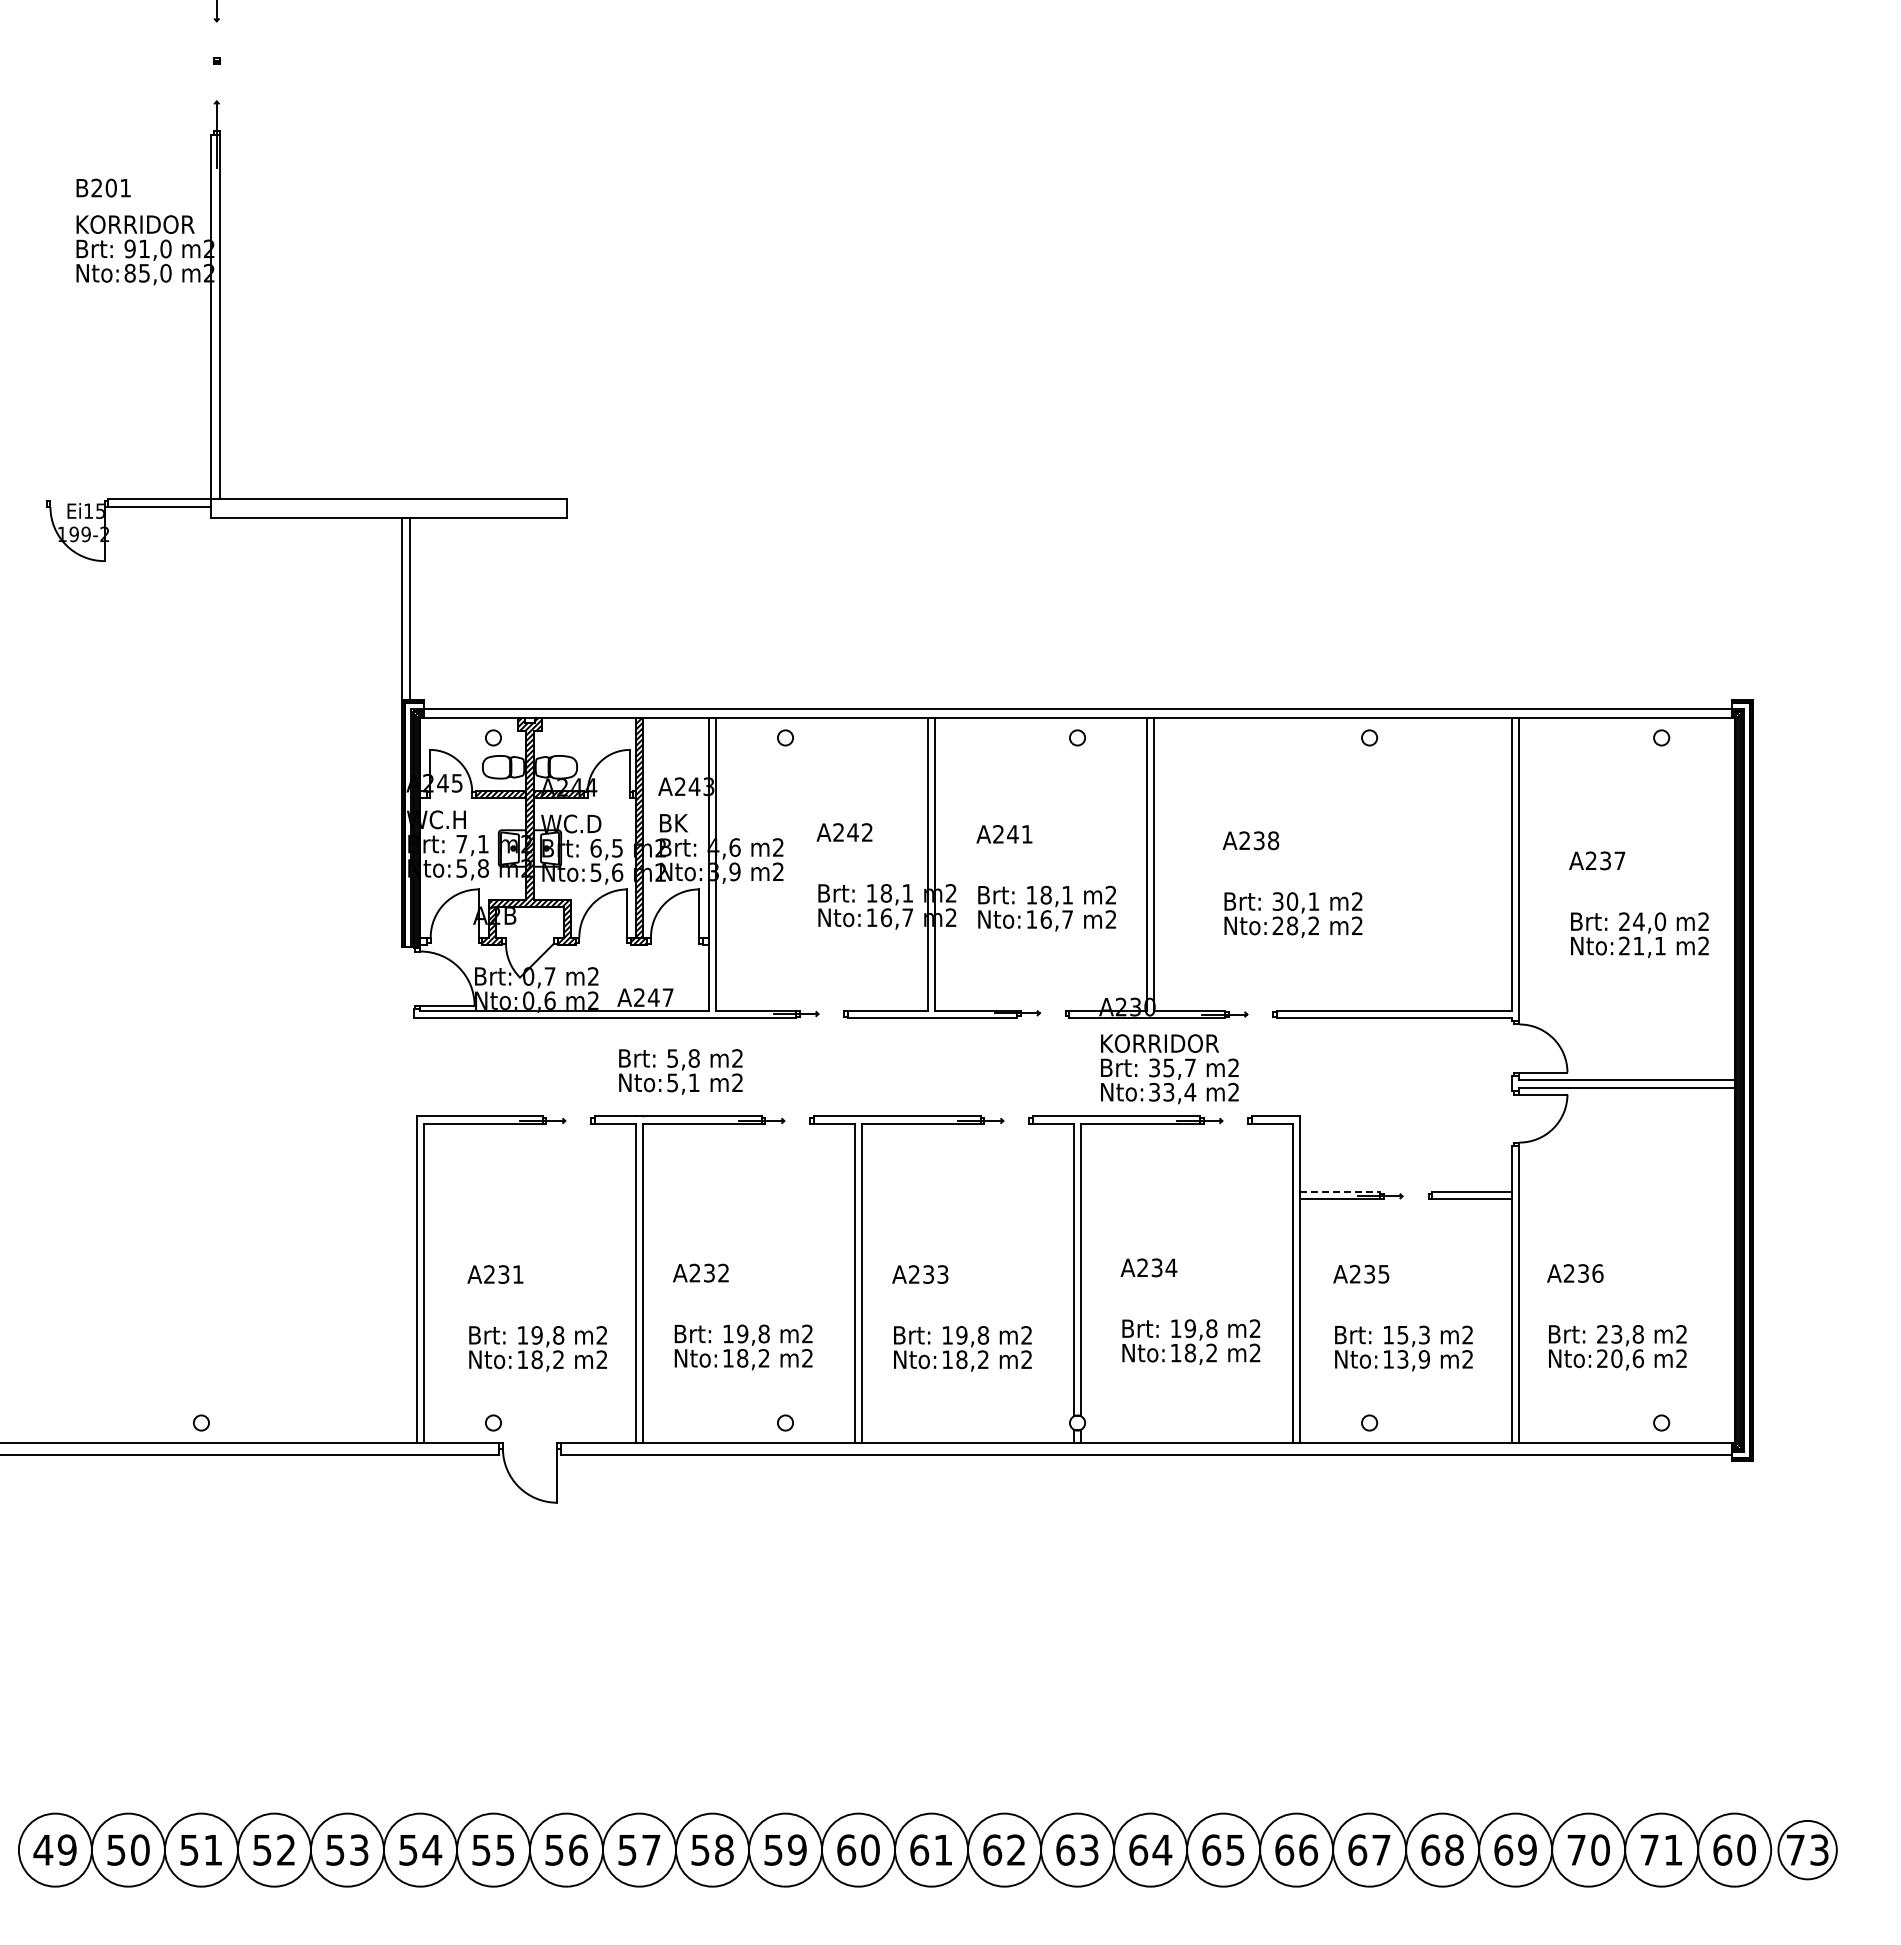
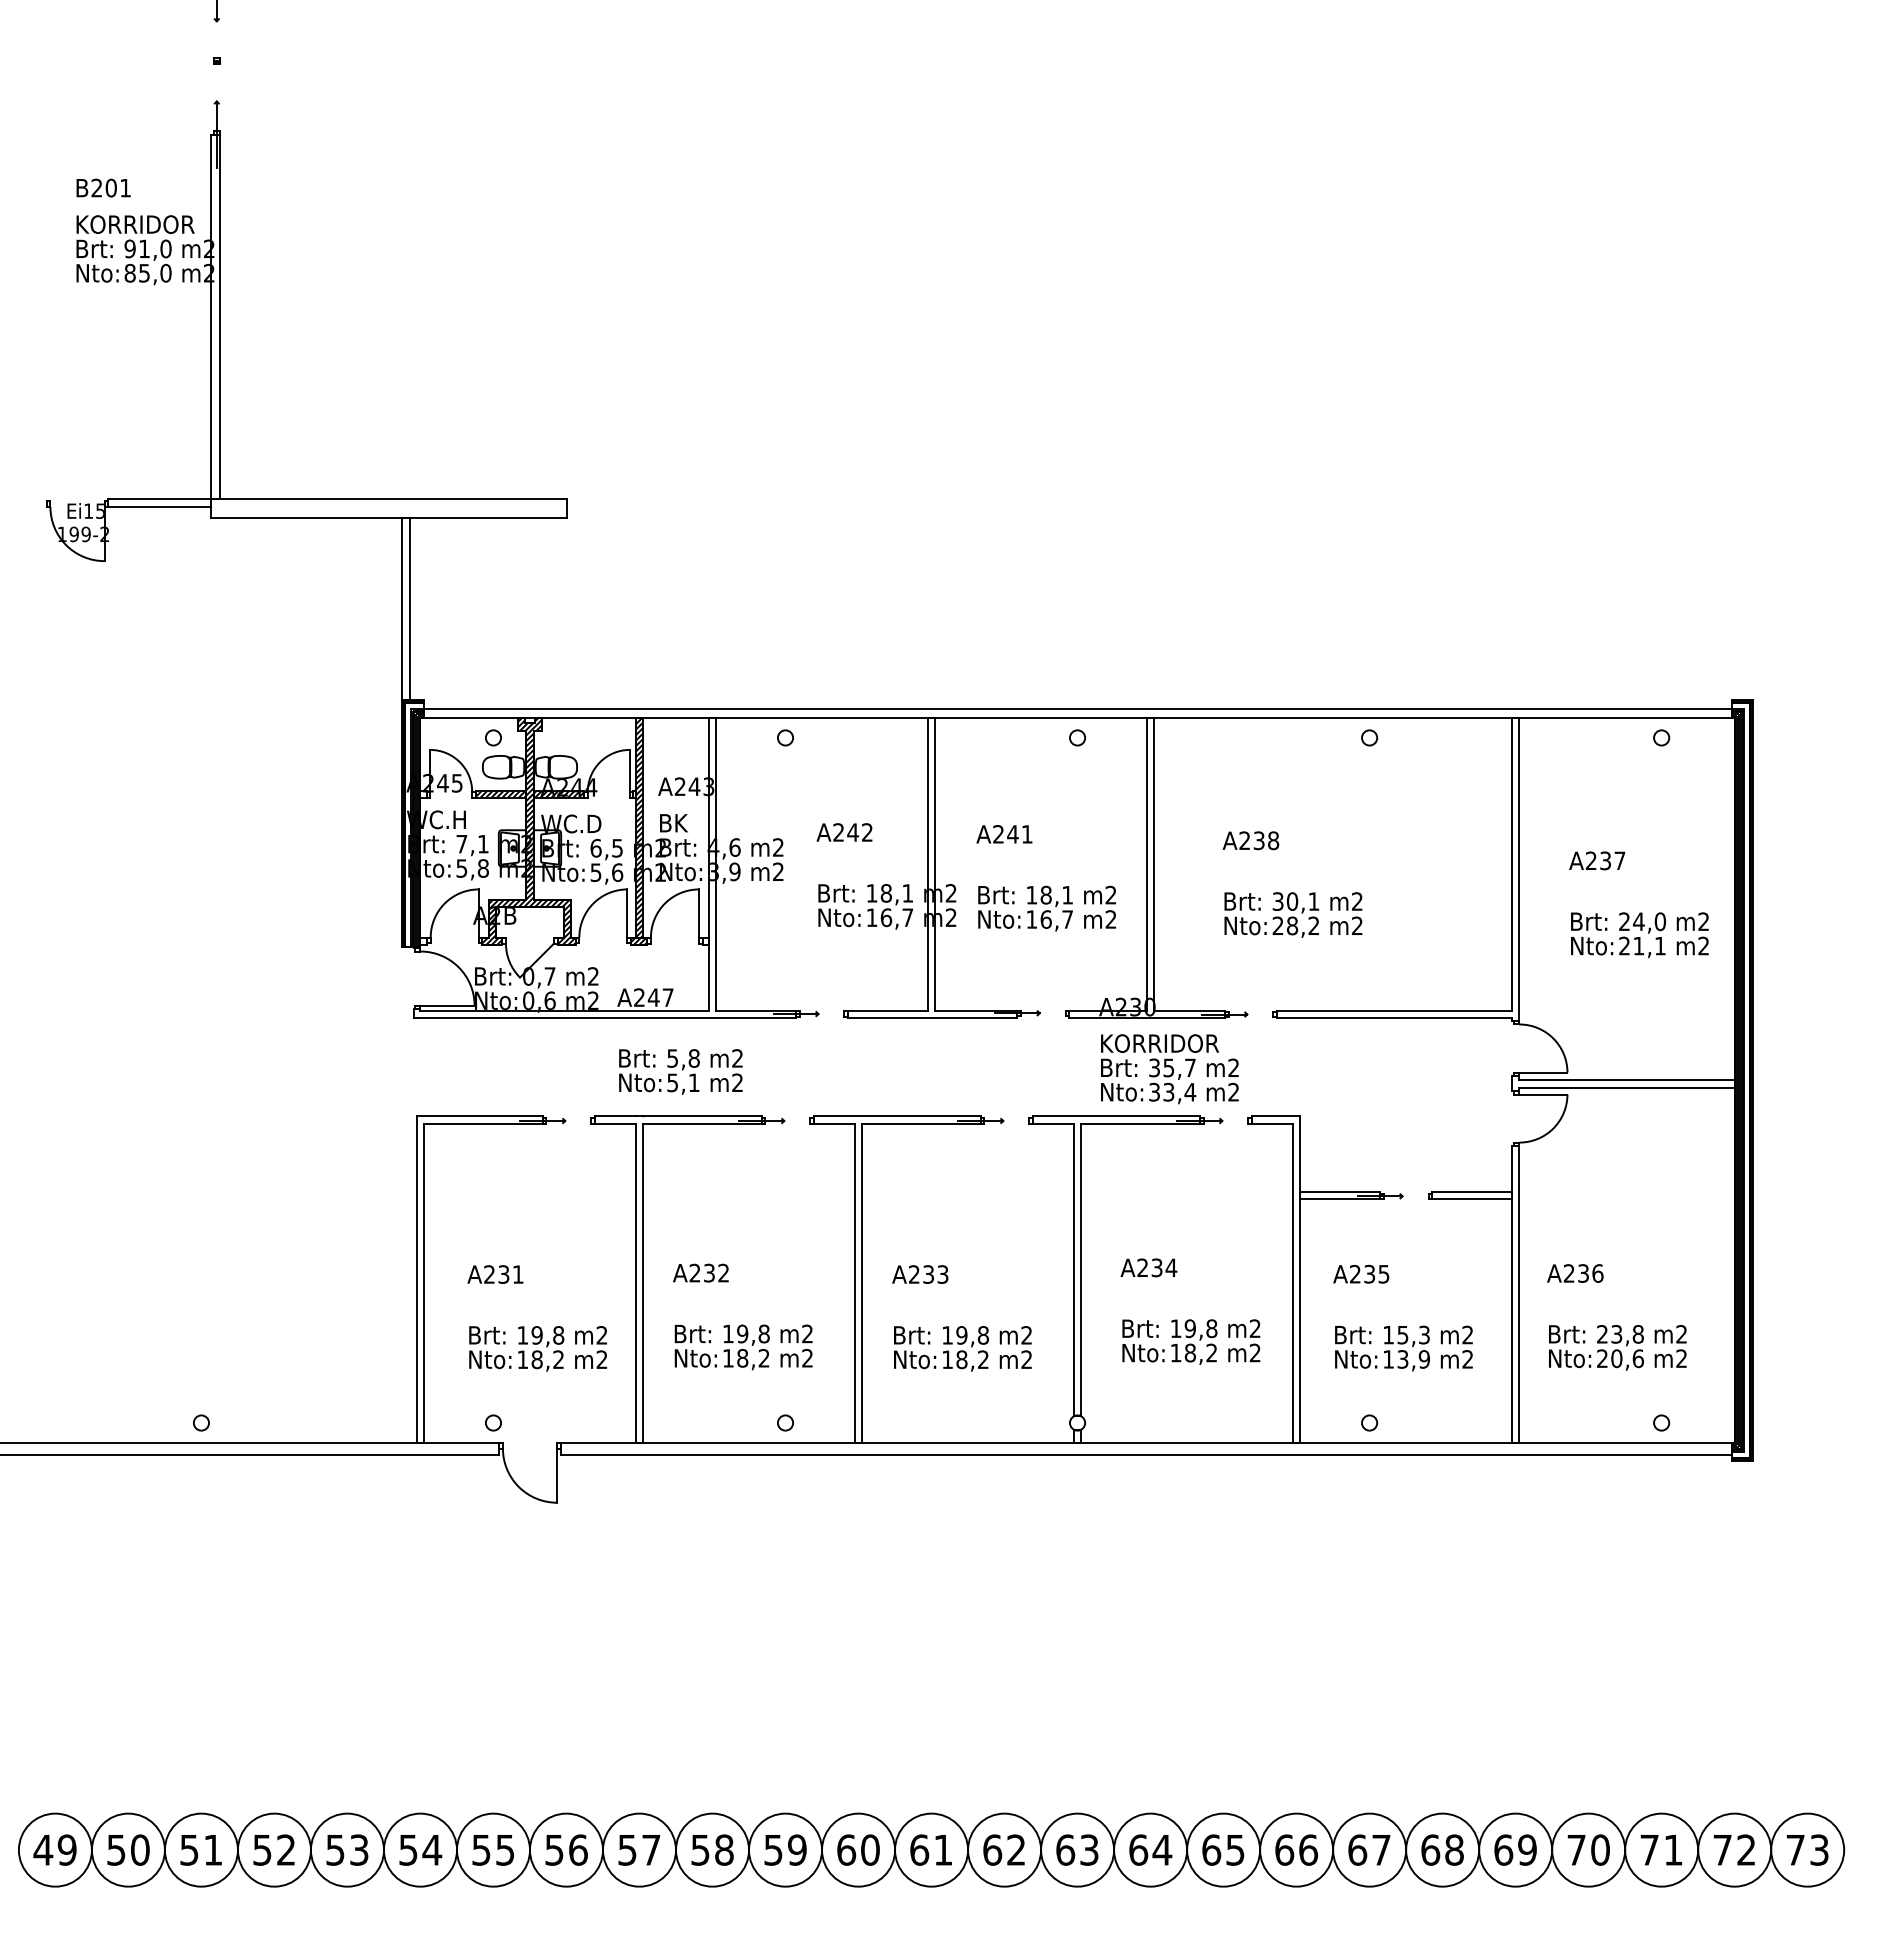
line: dashed -> solid (1340, 1191)
text: 60 -> 72 (1734, 1849)
circle diameter: 58 px -> 73 px (1807, 1849)
